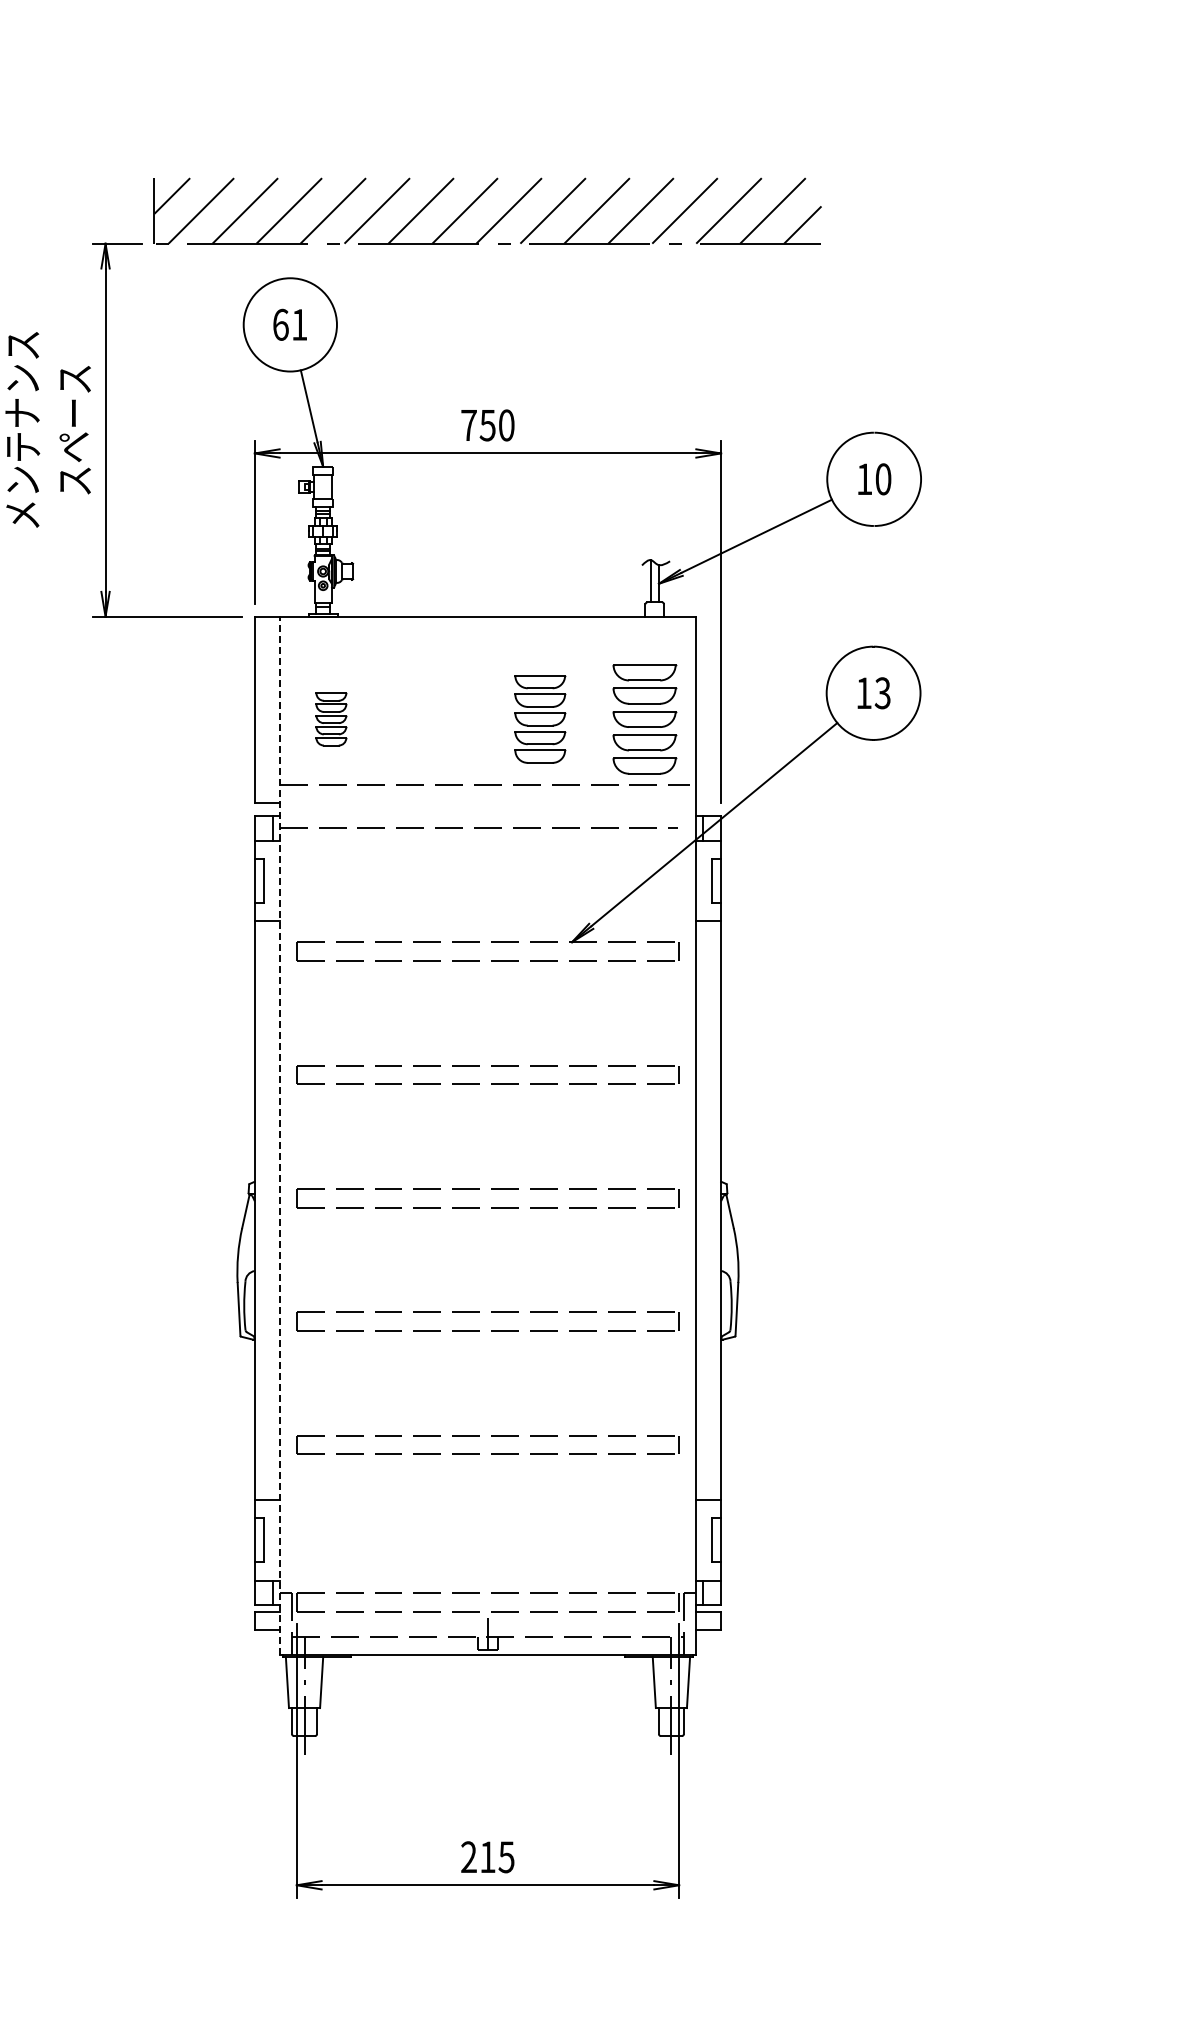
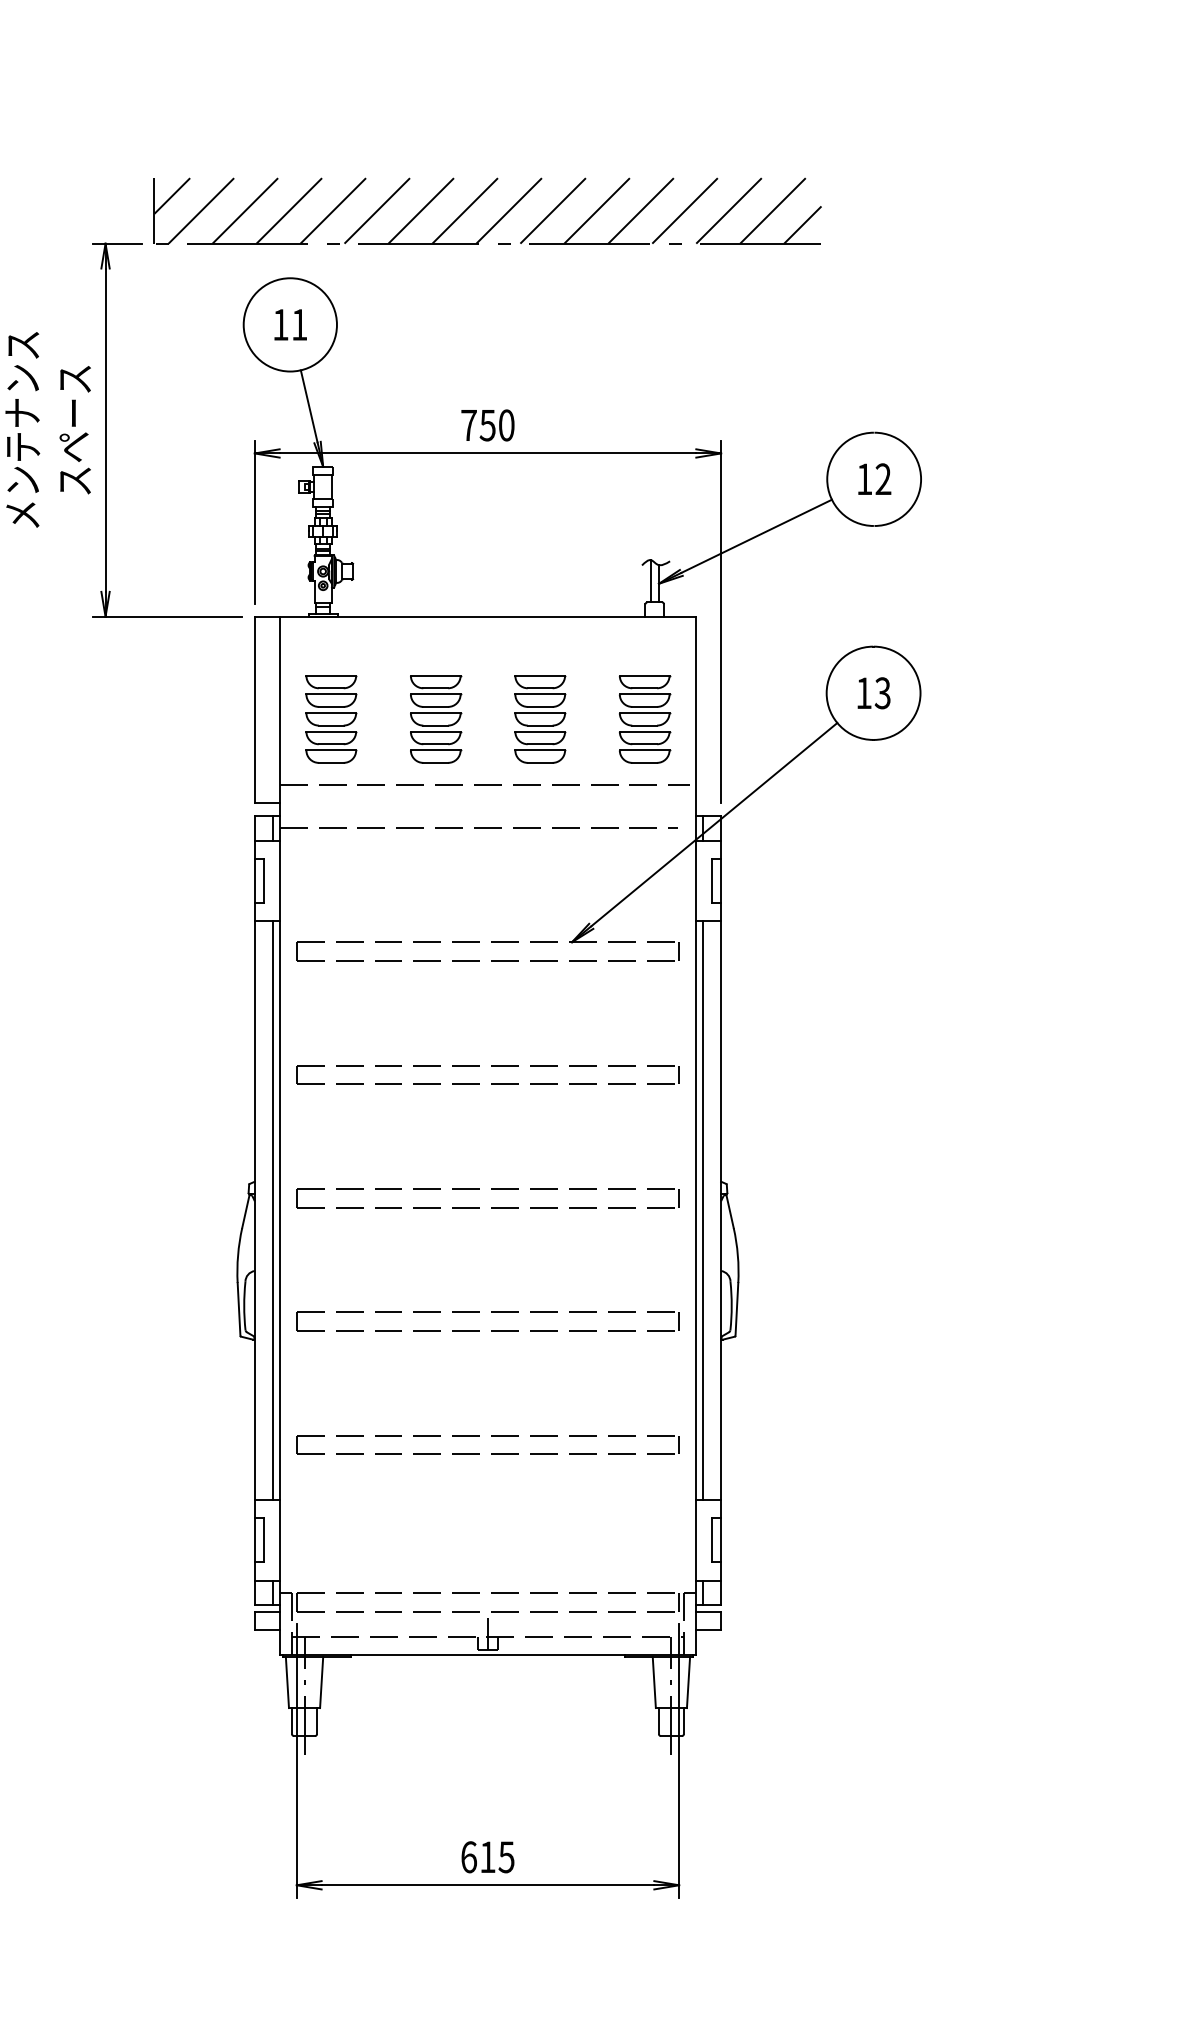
text: 61 -> 11 (280, 324)
text: 10 -> 12 (883, 479)
part size: 33x55 px -> 53x89 px (331, 719)
part: none -> present (436, 719)
part size: 66x111 px -> 54x89 px (644, 719)
line: dashed -> solid (279, 1135)
line: none -> present (273, 1210)
line: none -> present (702, 1210)
text: 215 -> 615 (468, 1857)
